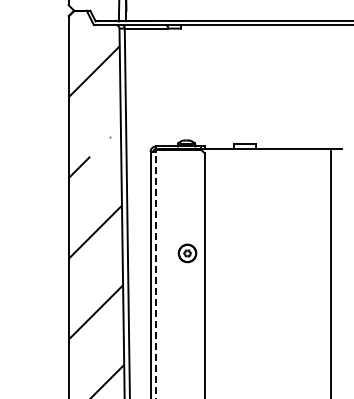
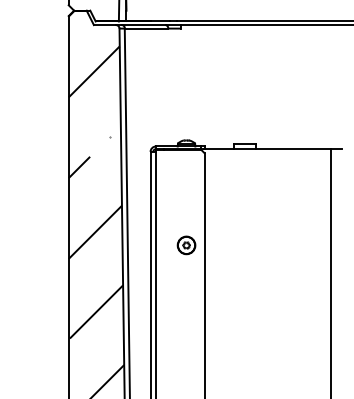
part position: (187, 253) -> (186, 245) (186, 245)
line: dashed -> solid (155, 274)
